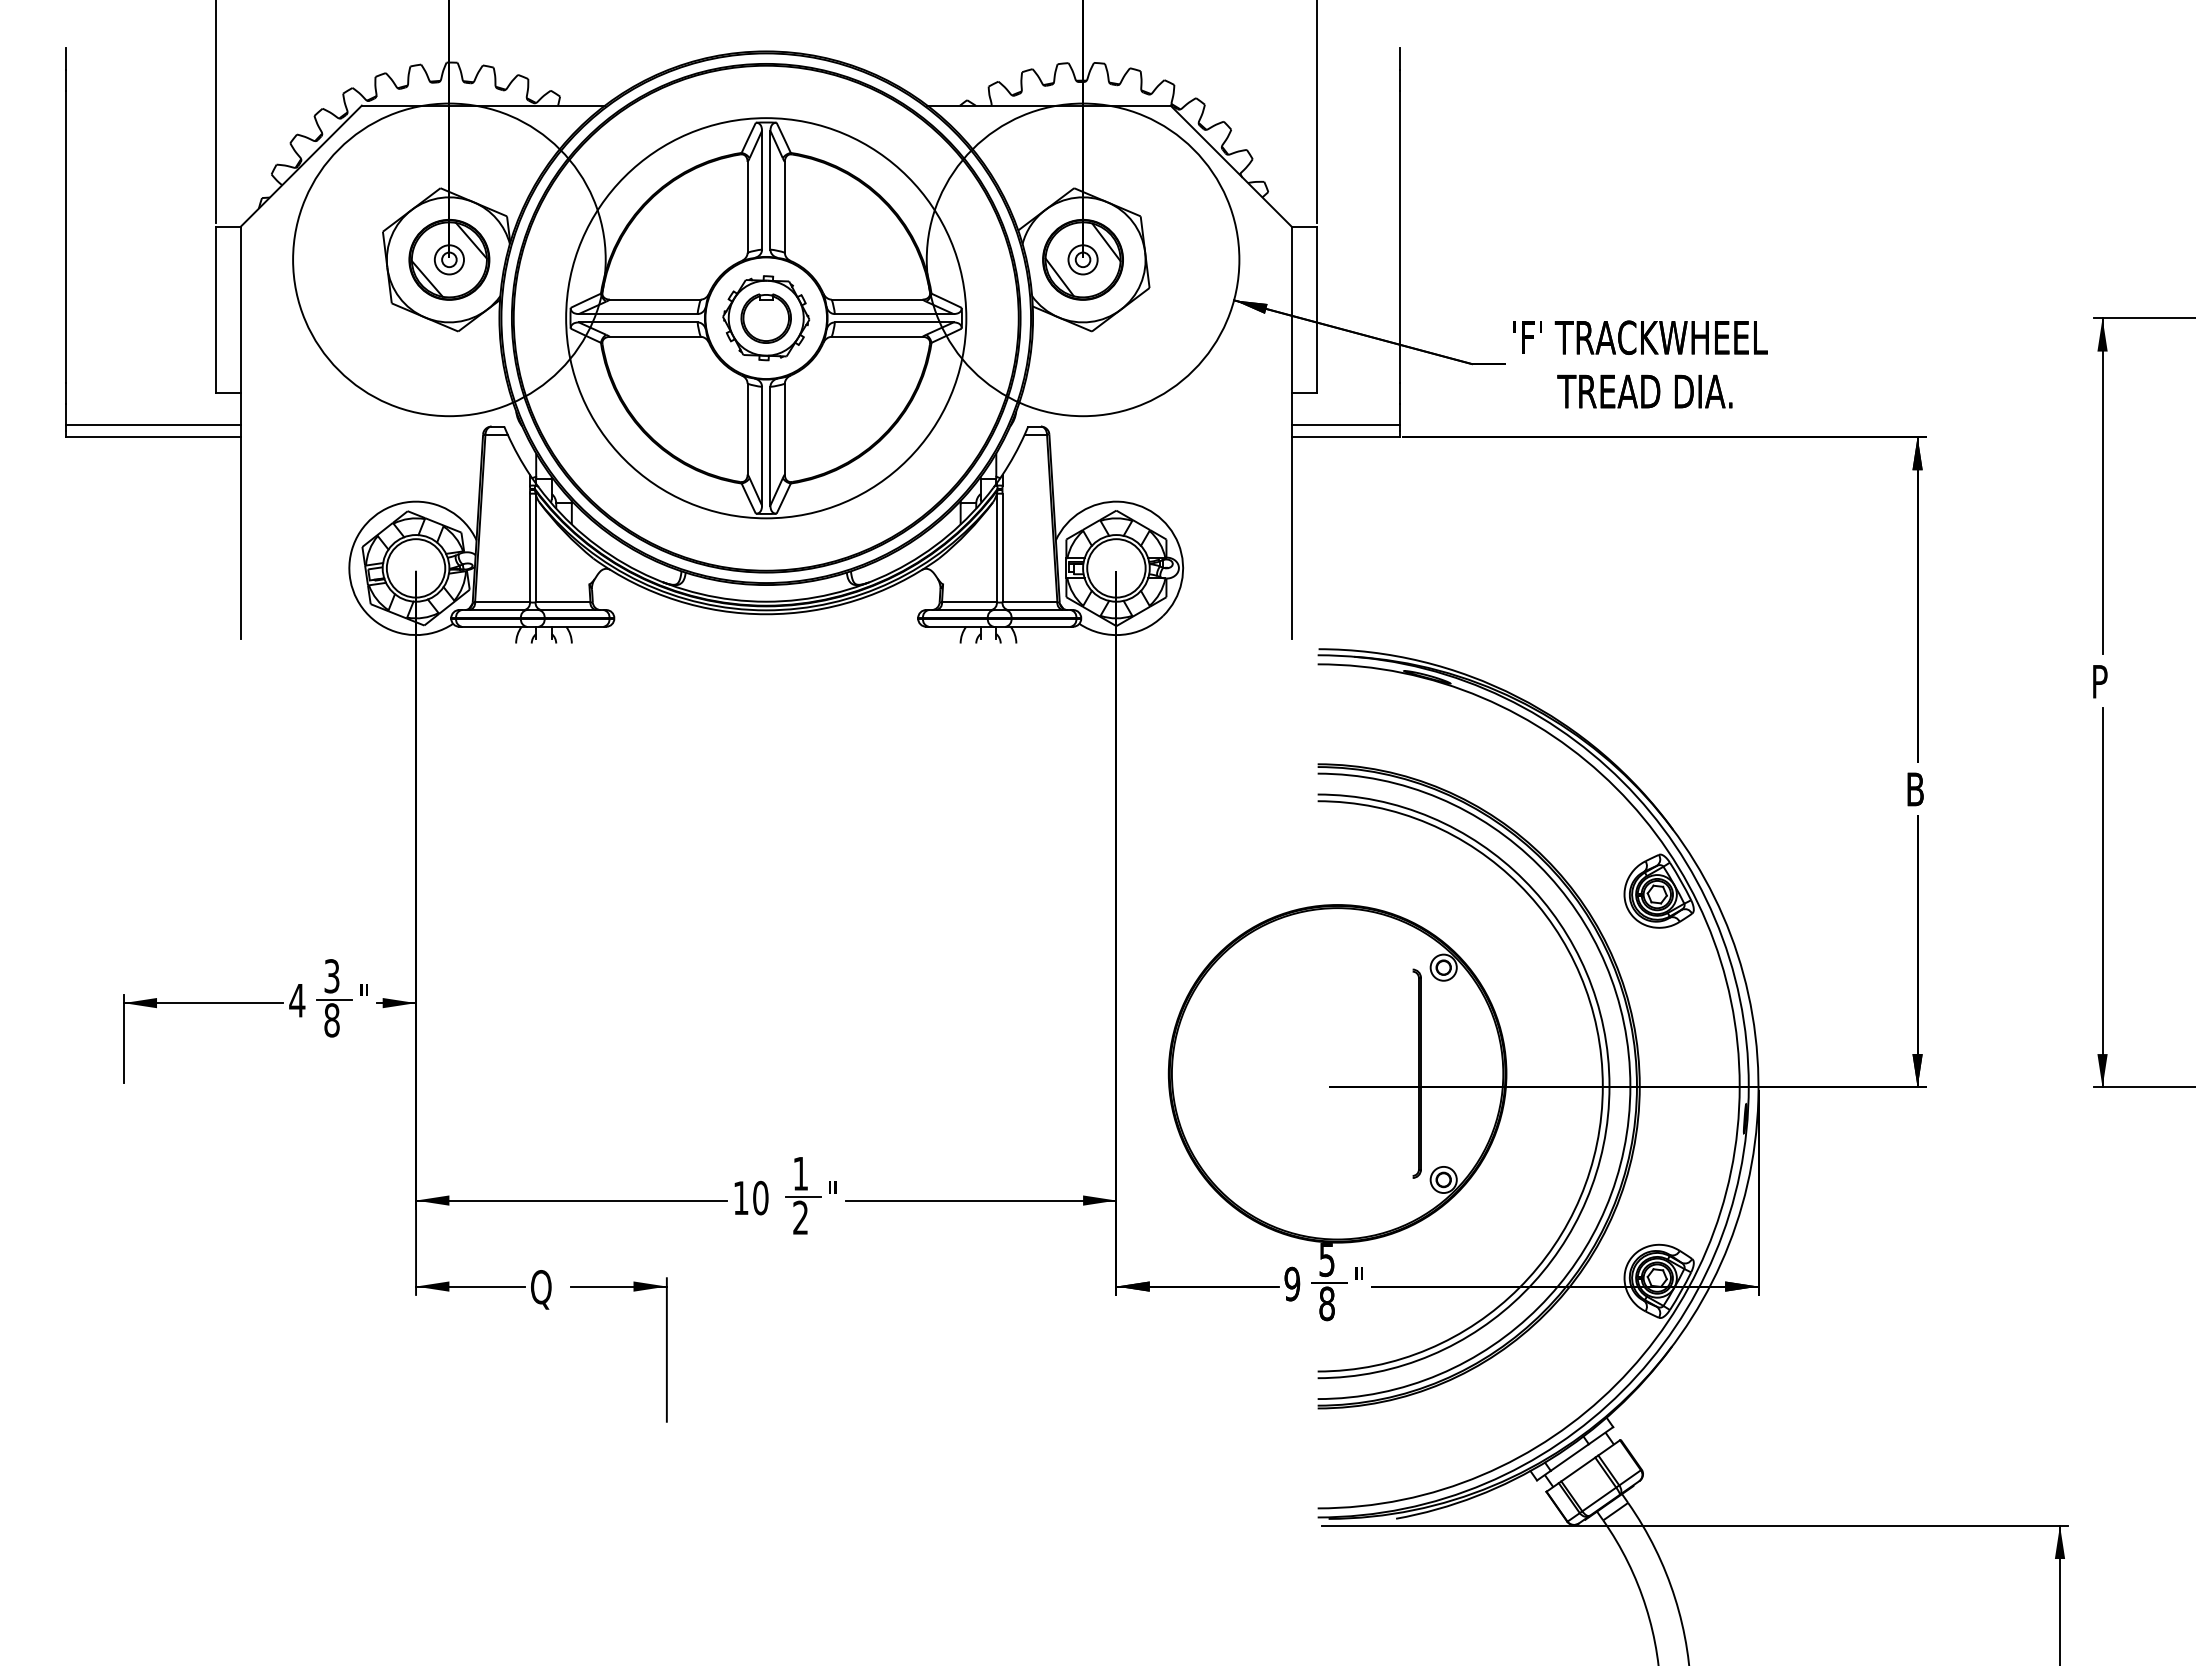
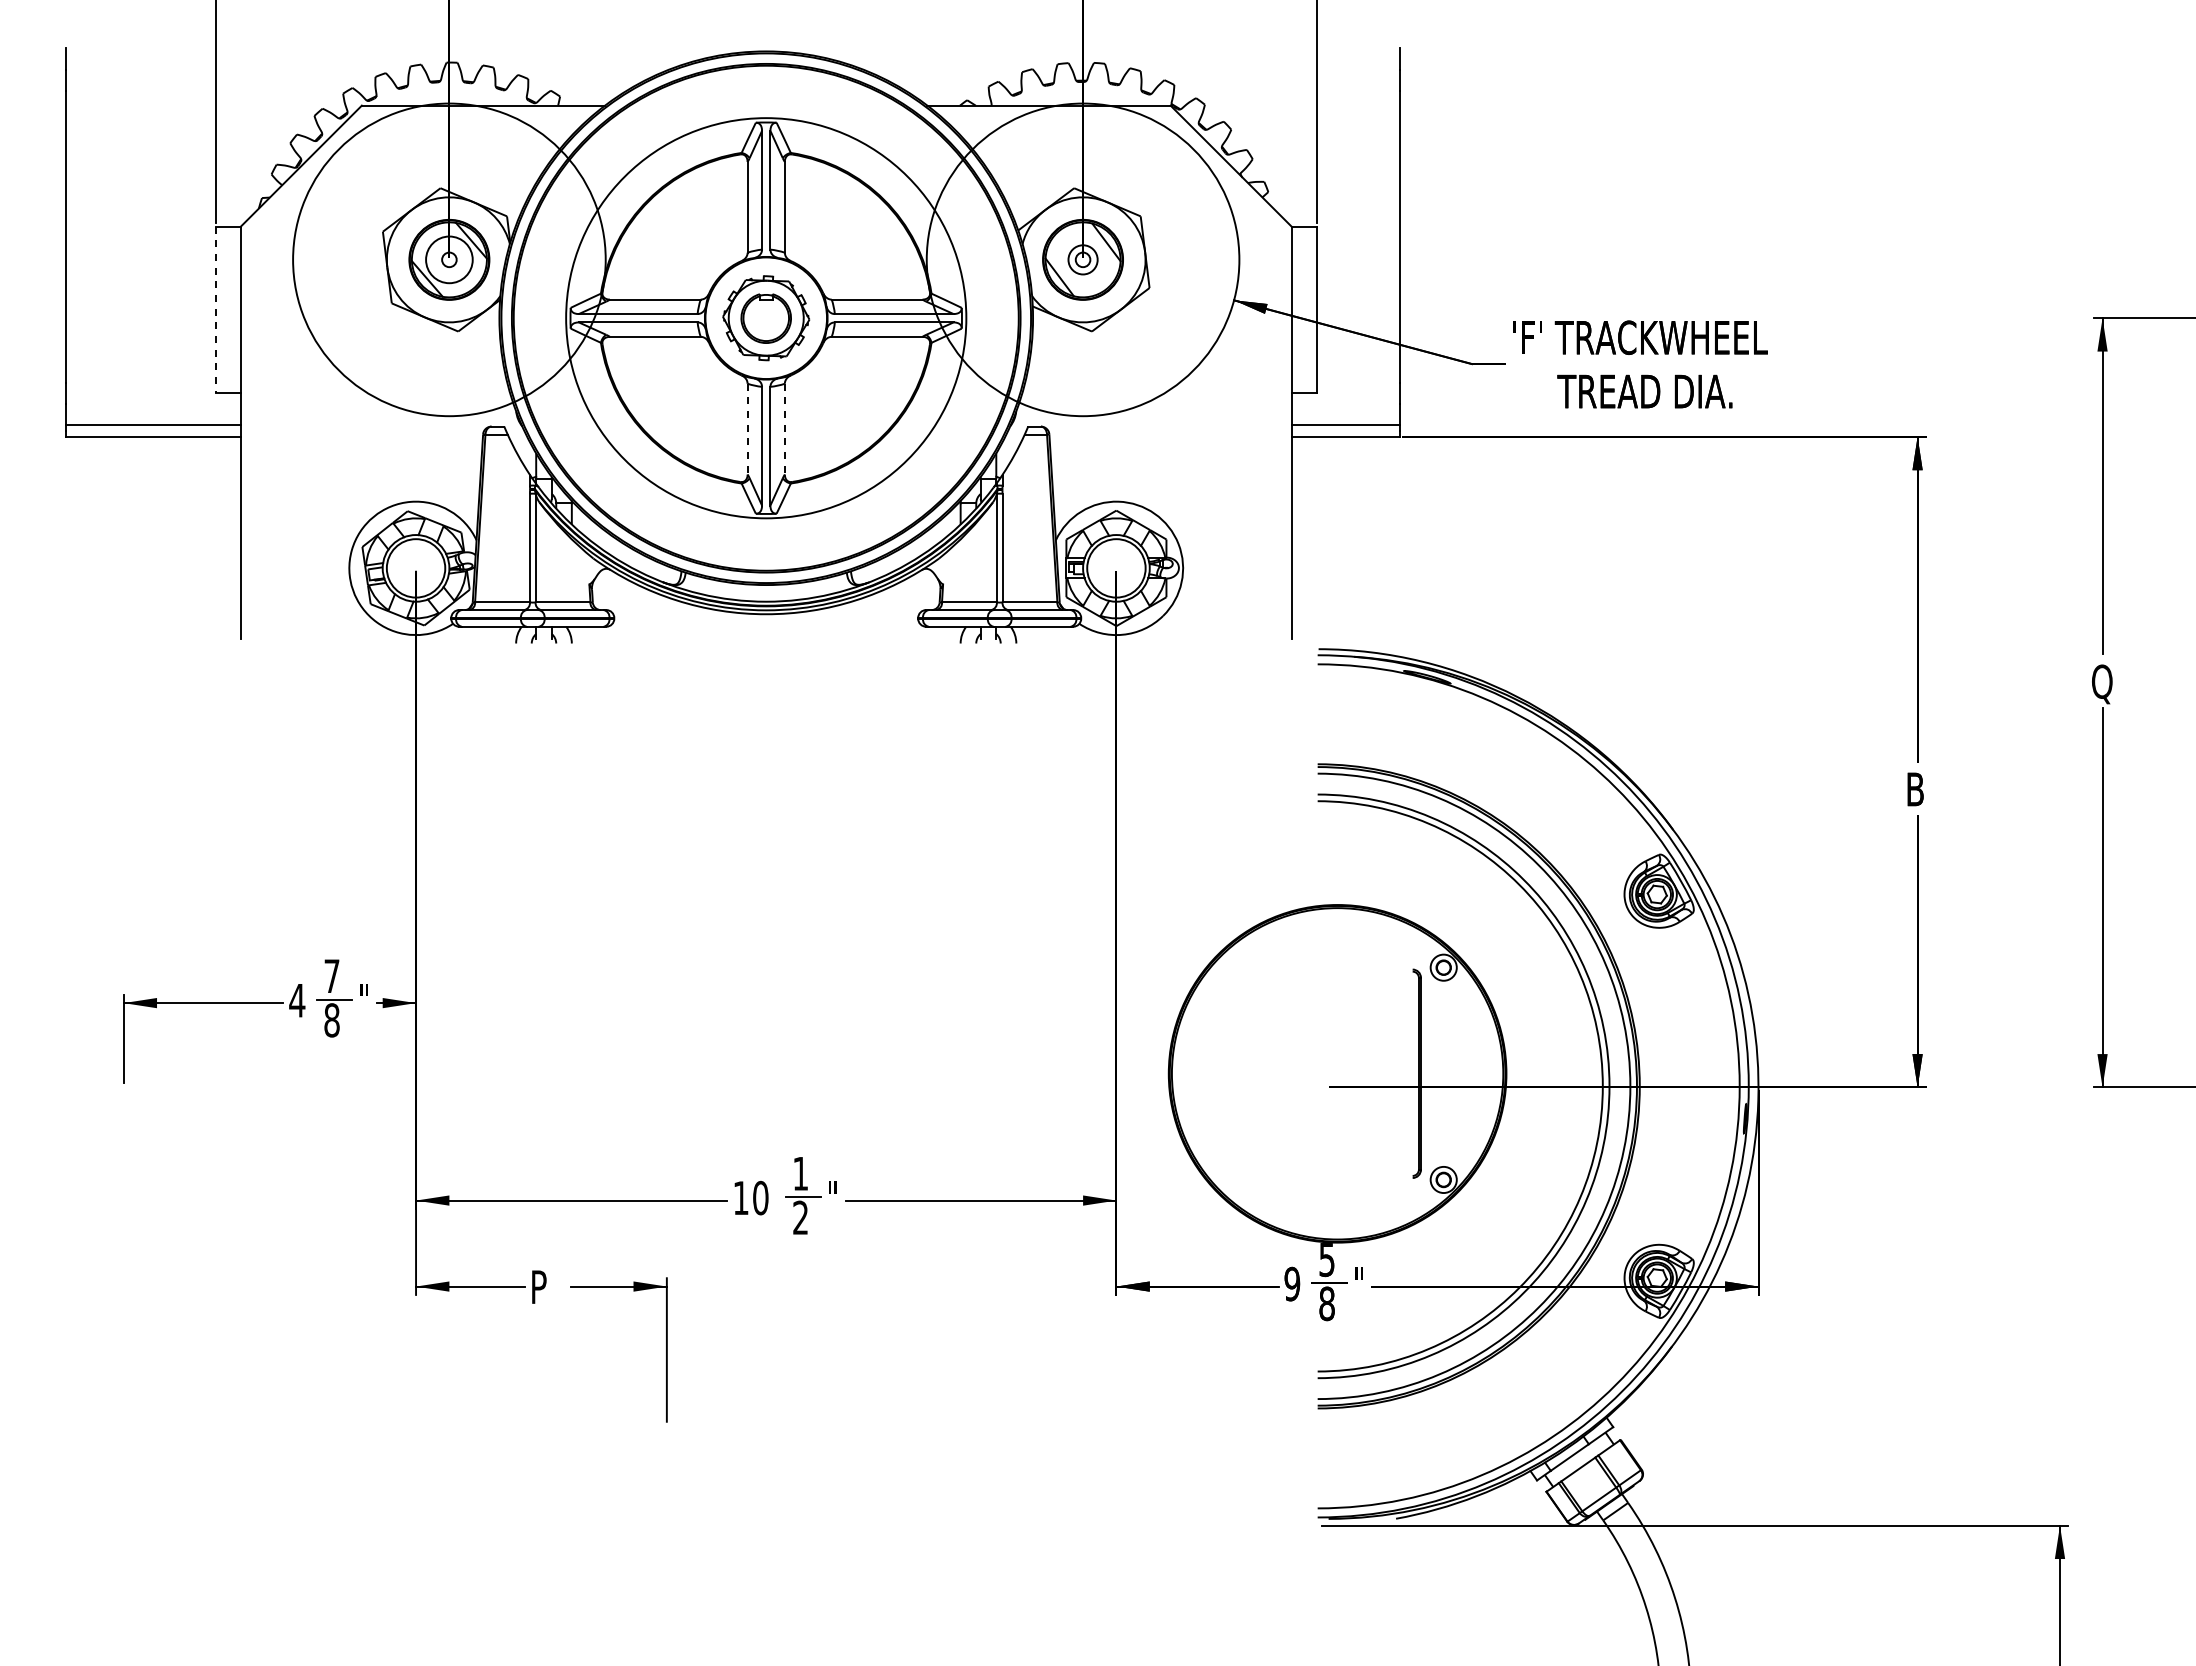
circle diameter: 29 px -> 47 px (449, 259)
line: solid -> dashed (215, 310)
line: solid -> dashed (747, 429)
line: solid -> dashed (784, 429)
text: P -> Q (2102, 684)
text: 3 -> 7 (331, 976)
text: Q -> P (541, 1289)
